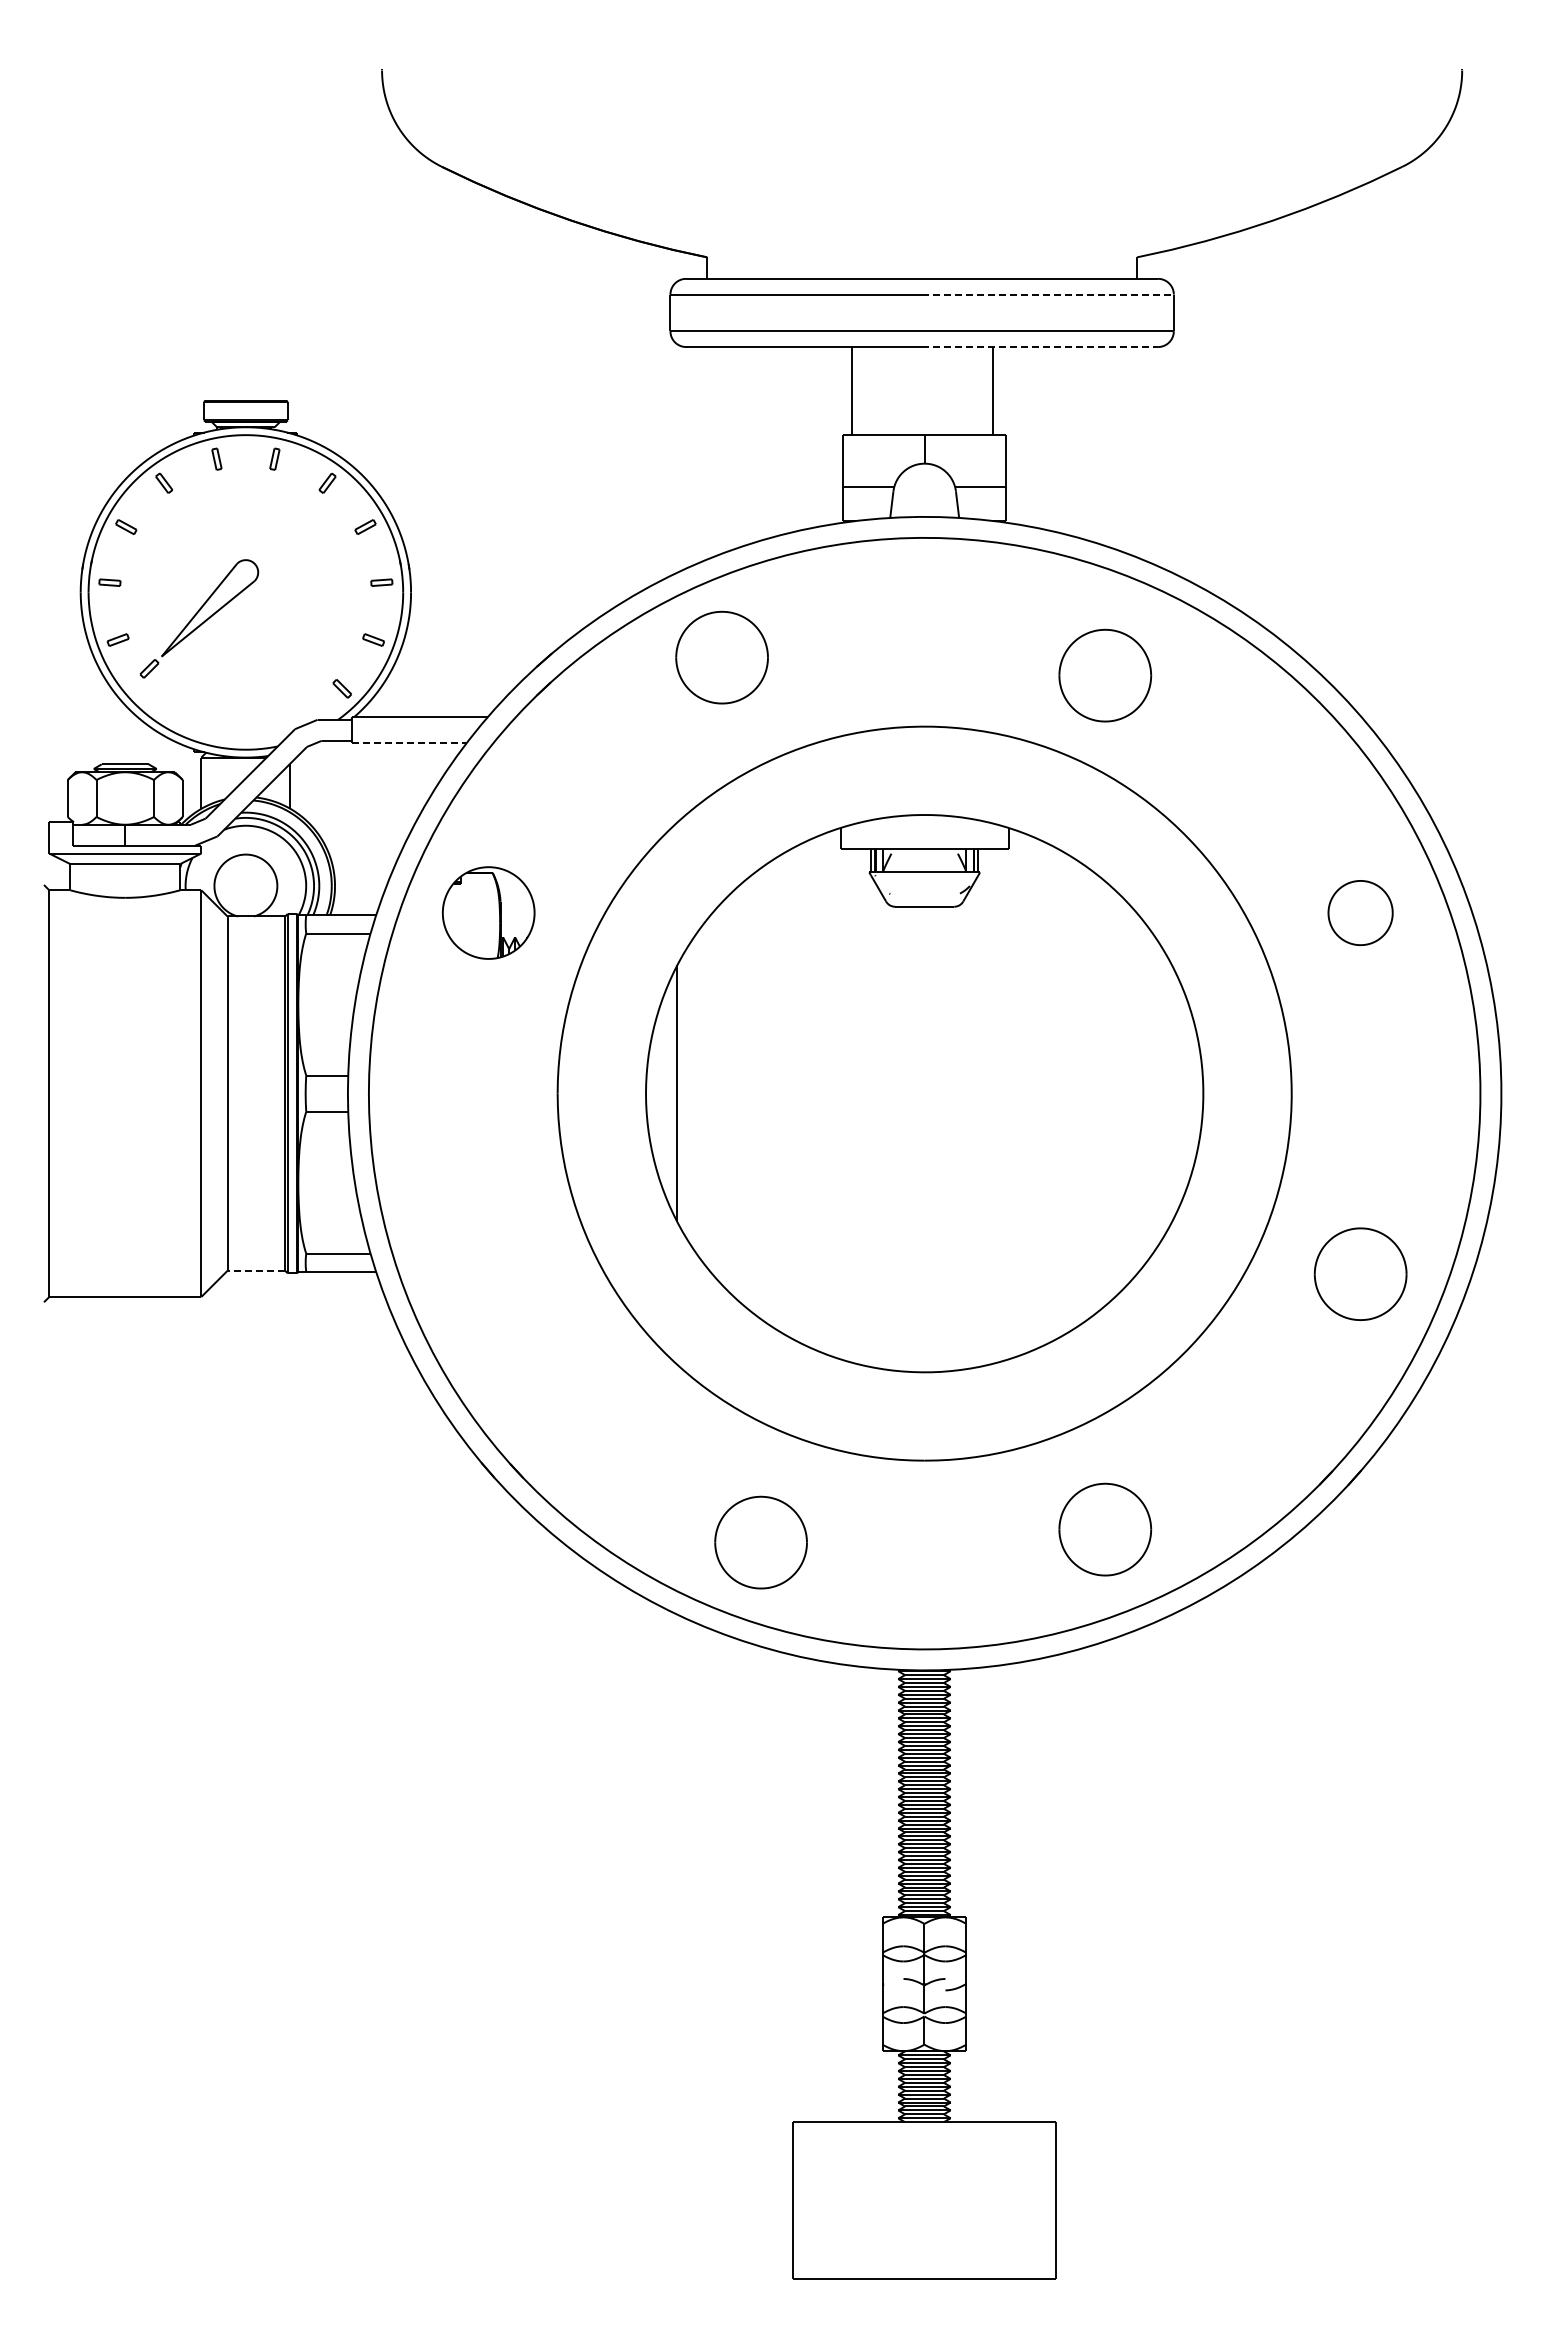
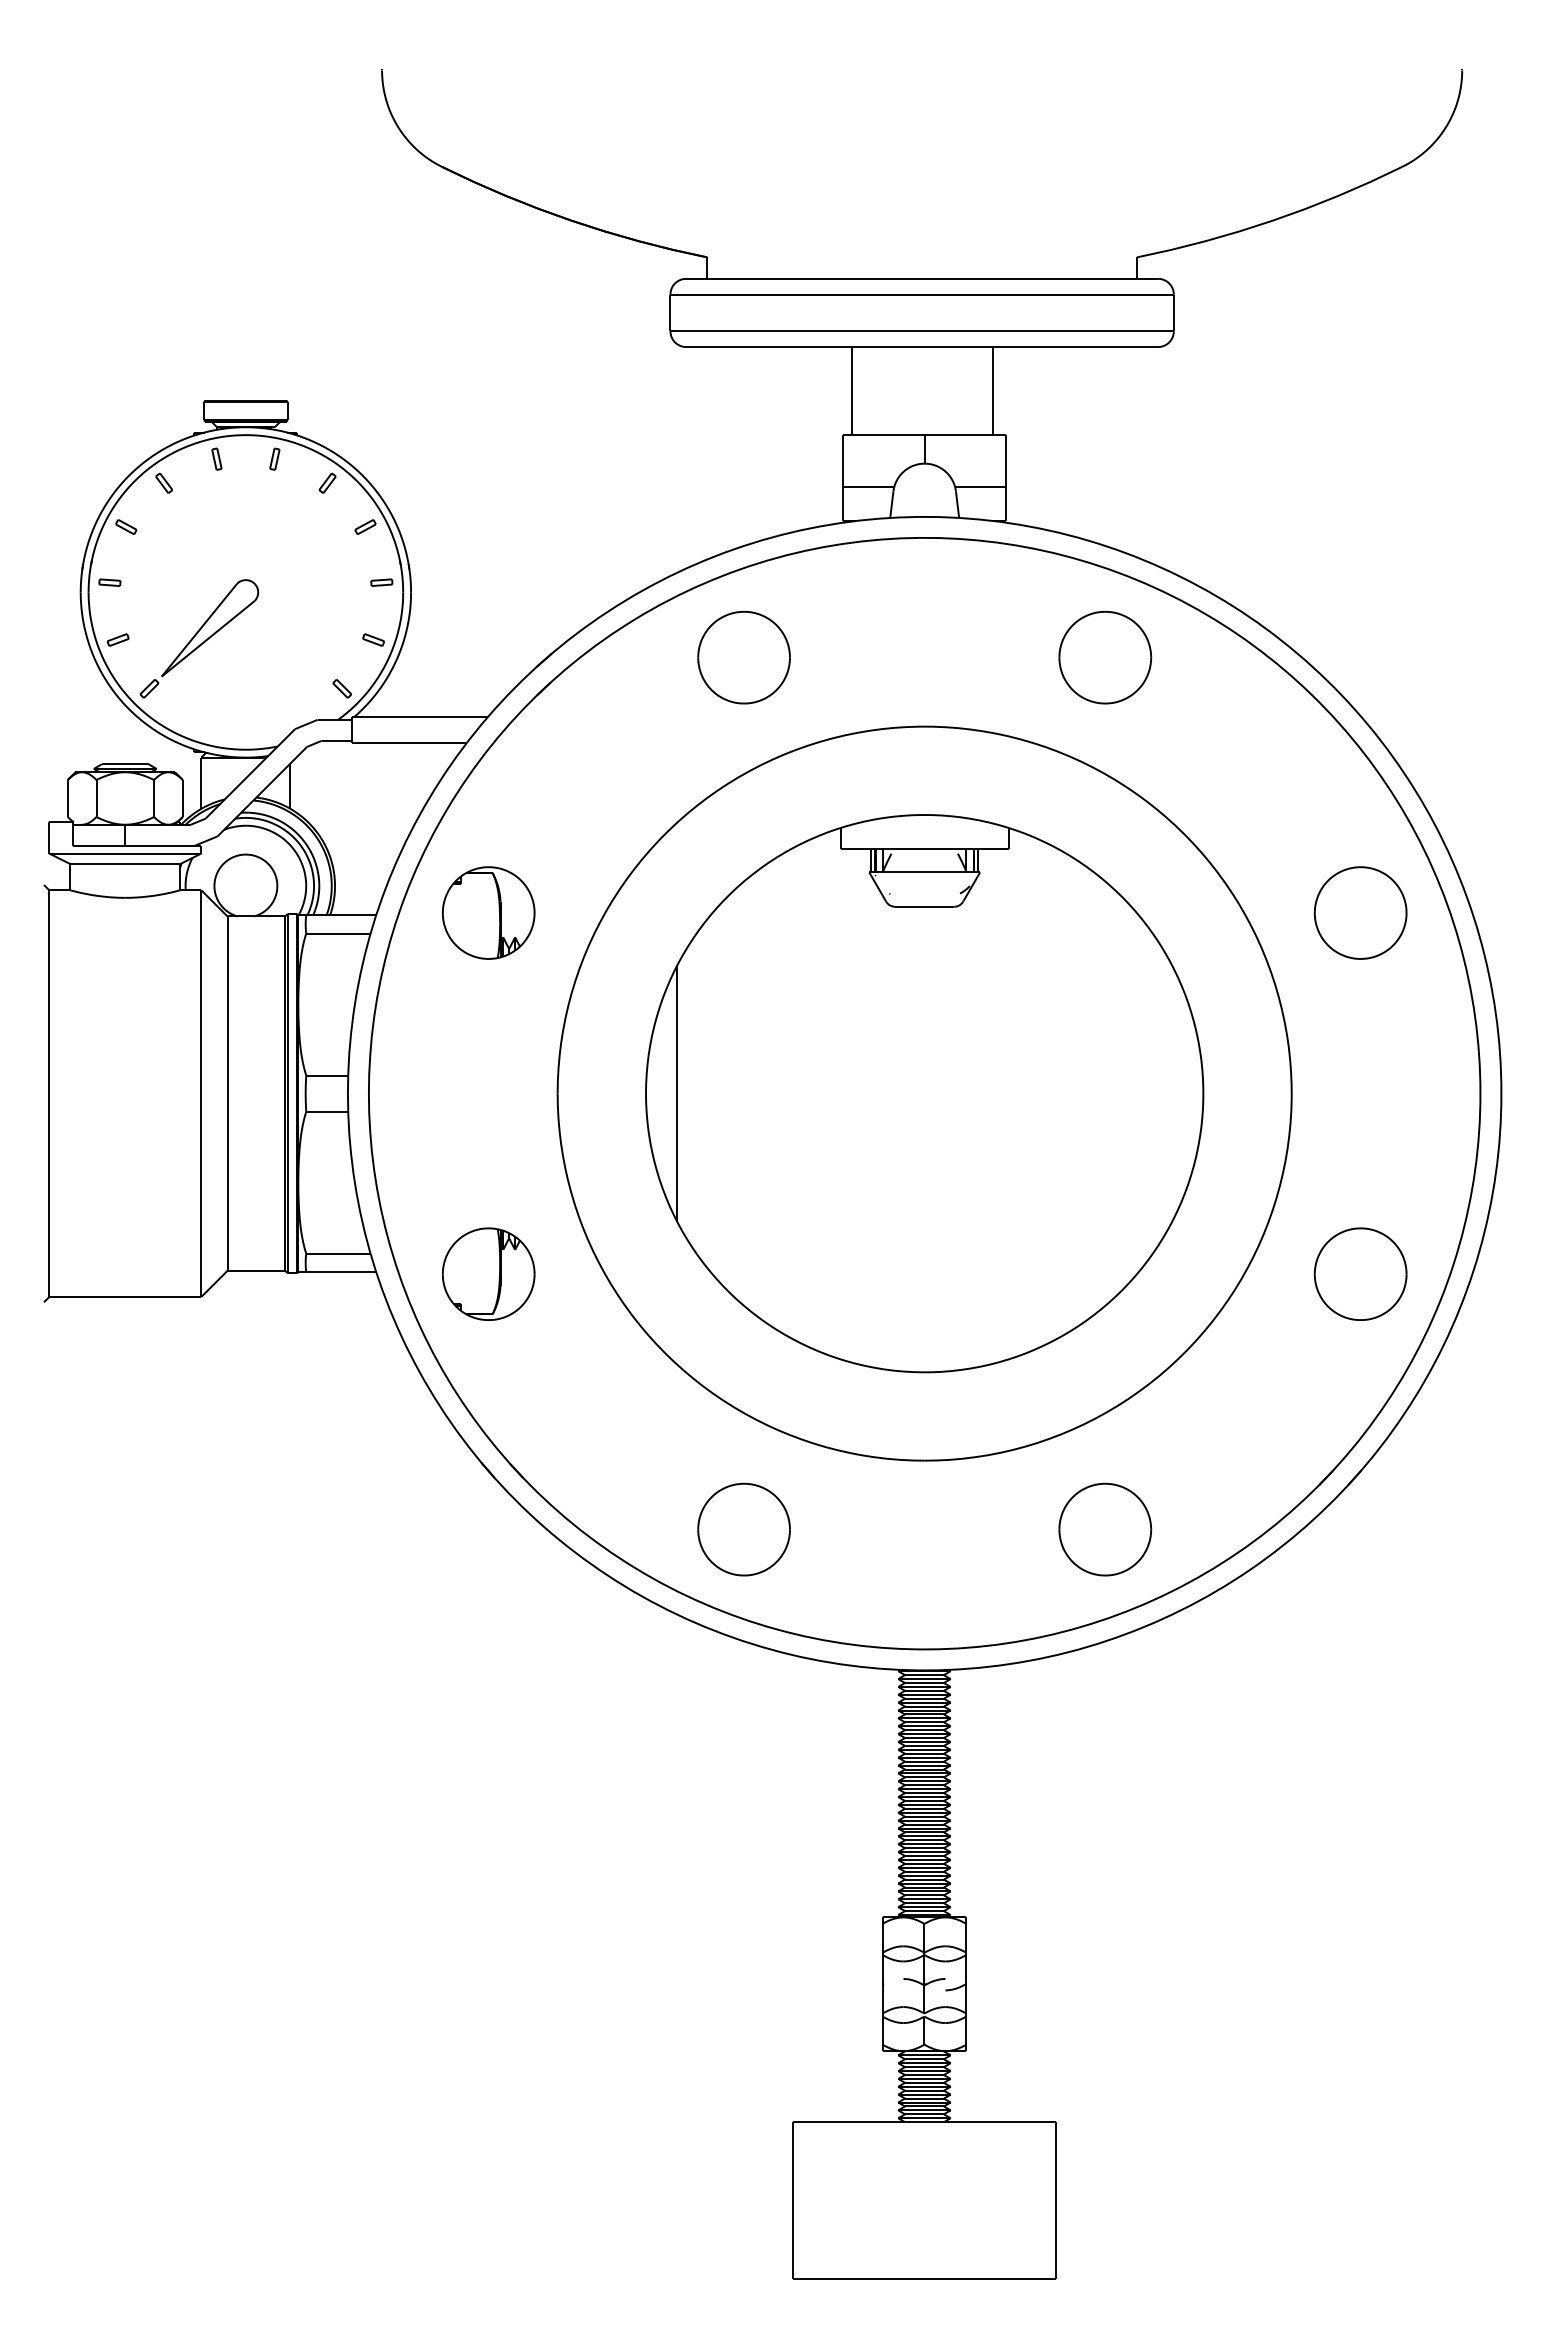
line: dashed -> solid (1047, 294)
line: dashed -> solid (1040, 347)
part position: (199, 618) -> (199, 638) (199, 638)
part position: (721, 657) -> (743, 657) (743, 657)
part position: (1105, 675) -> (1105, 657) (1105, 657)
line: dashed -> solid (409, 743)
part size: 67x66 px -> 95x94 px (1360, 912)
line: dashed -> solid (256, 1270)
part: none -> present (488, 1273)
part position: (760, 1542) -> (743, 1529) (743, 1529)
